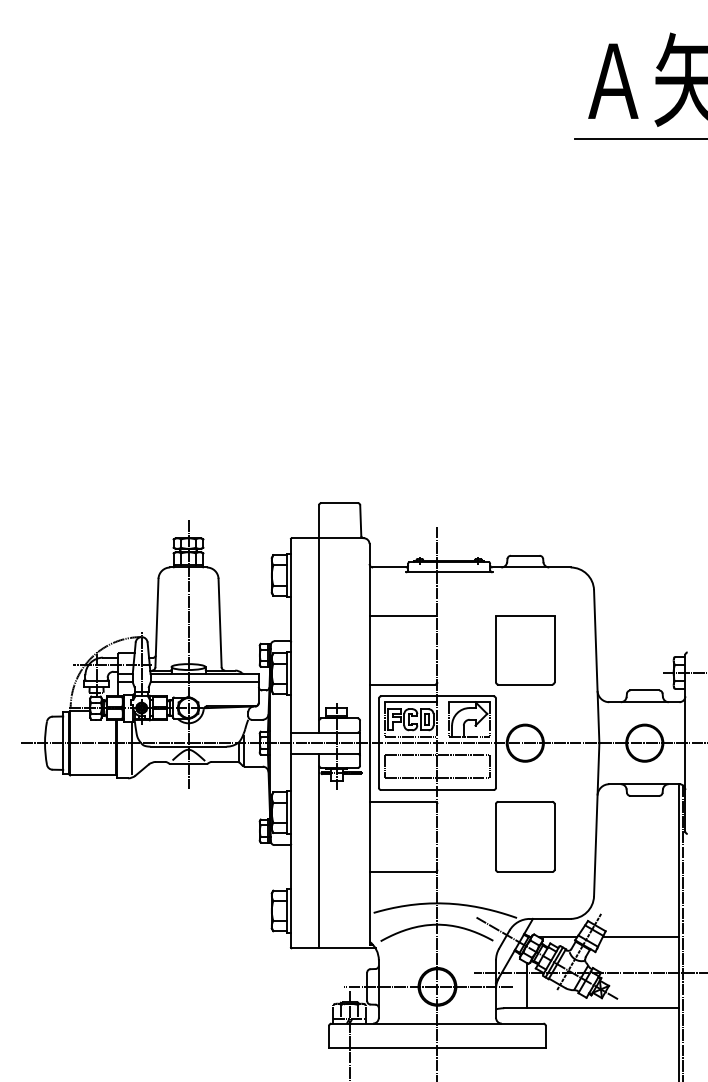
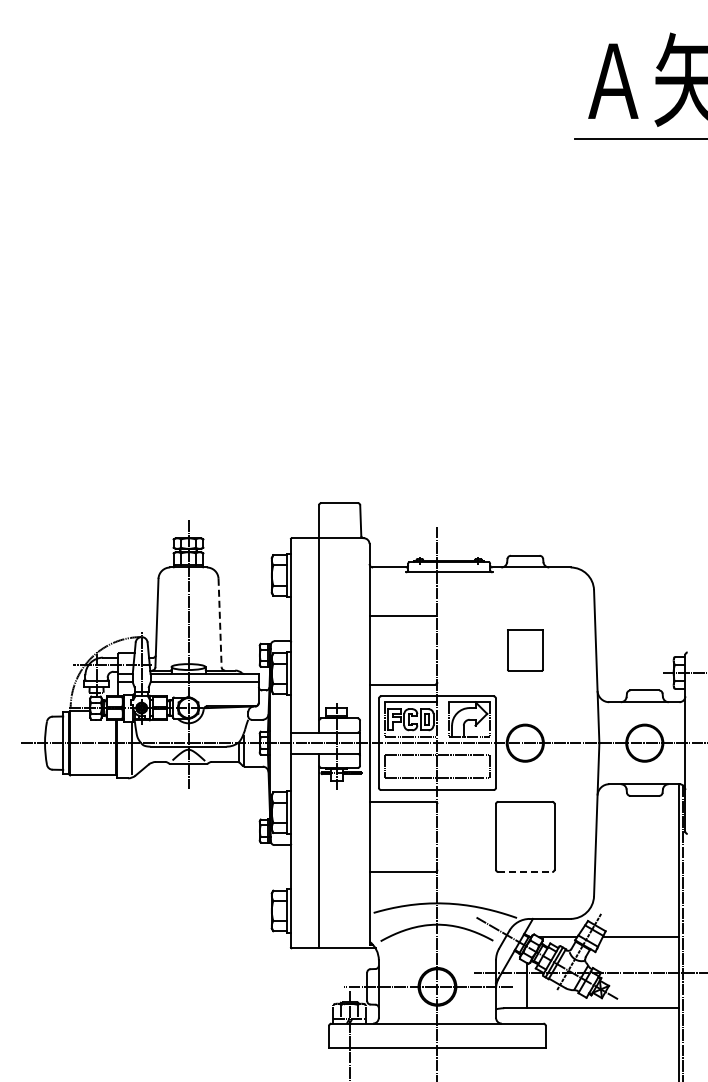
line: solid -> dashed (220, 623)
part size: 61x71 px -> 37x43 px (525, 650)
line: solid -> dashed (525, 872)
